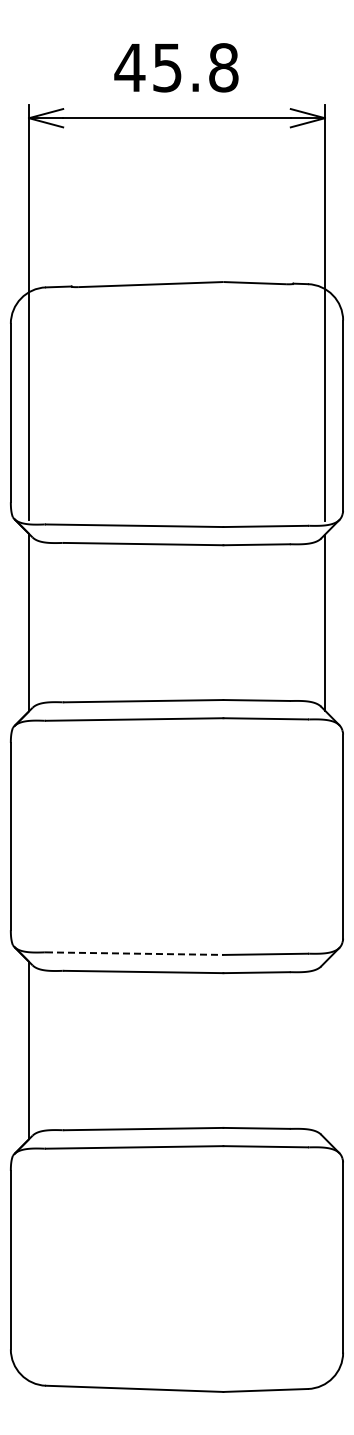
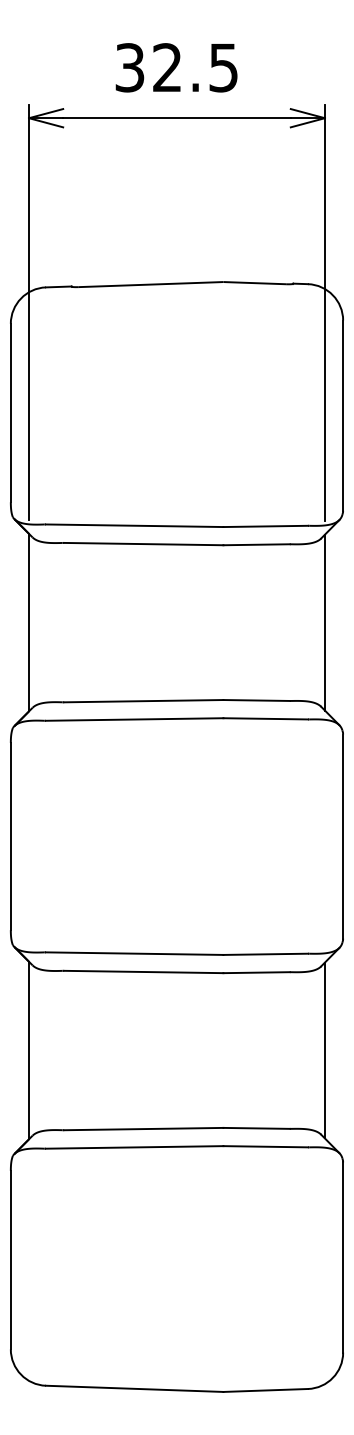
text: 45.8 -> 32.5 (176, 67)
line: dashed -> solid (134, 953)
line: none -> present (324, 1050)
